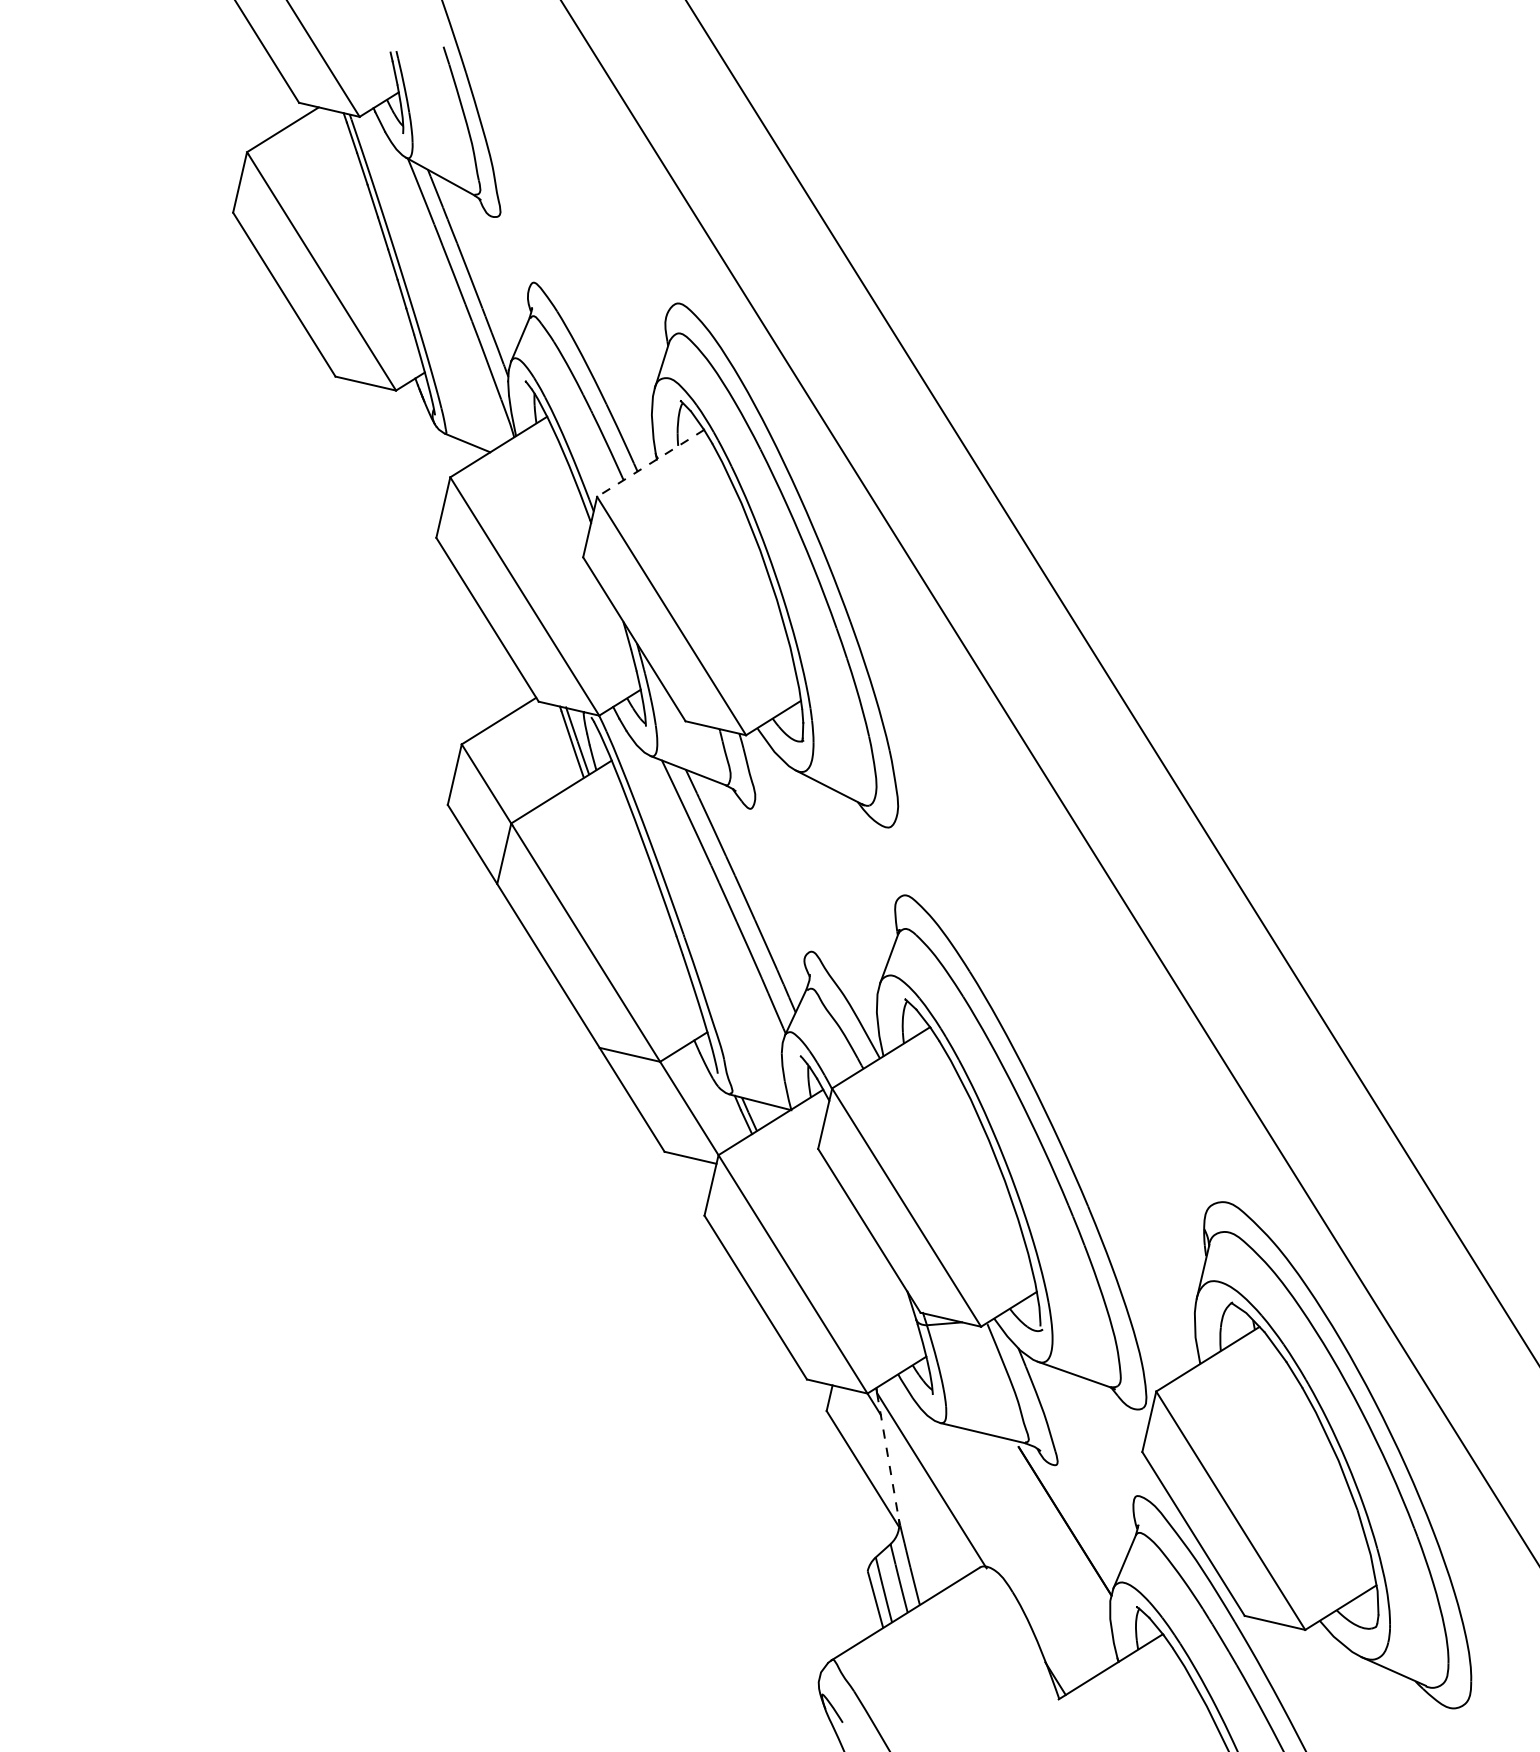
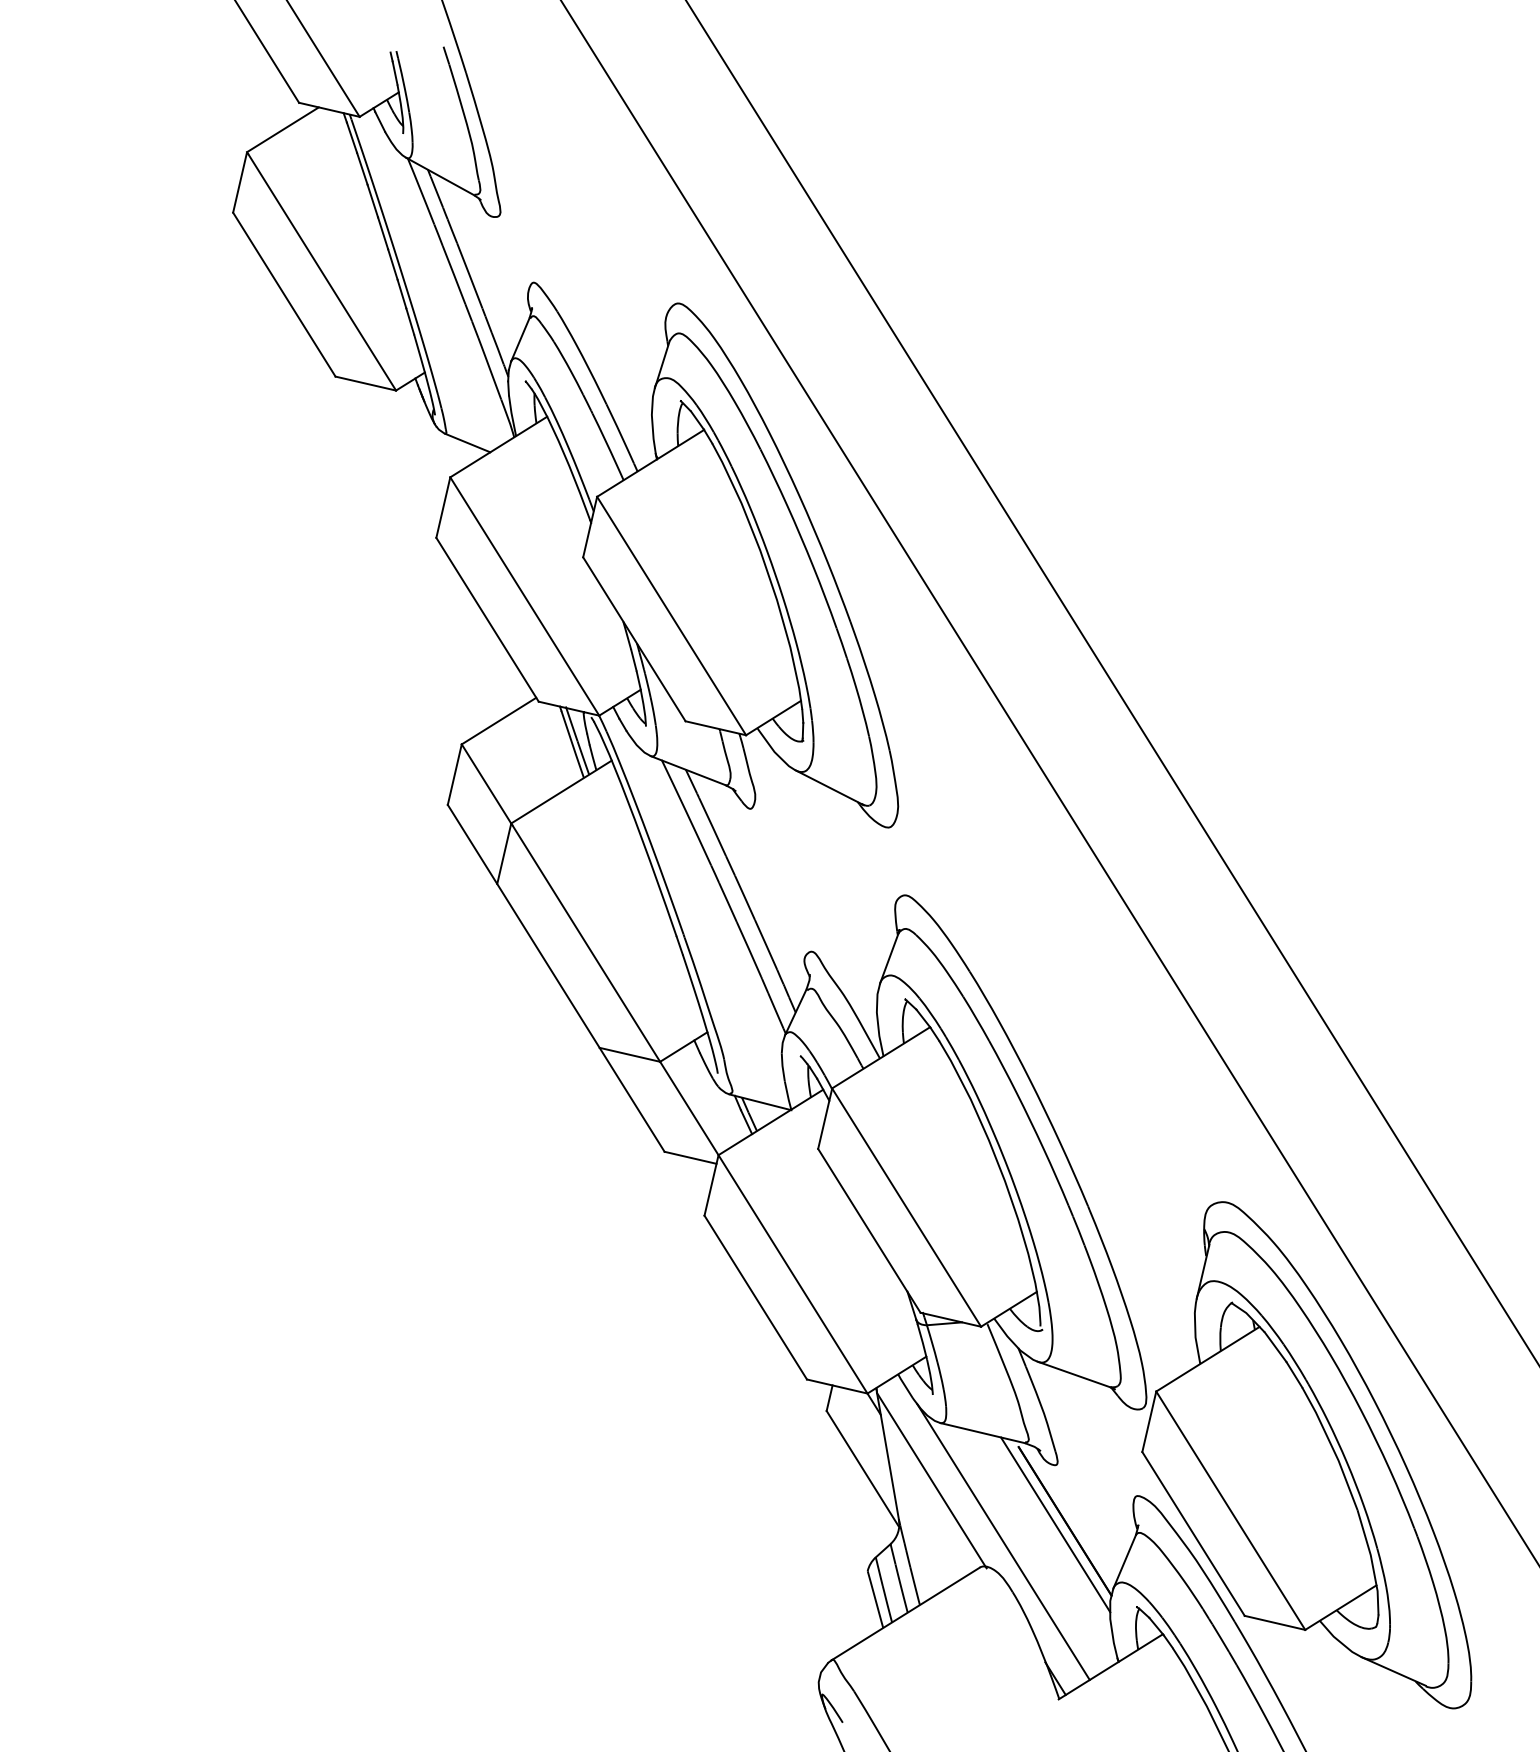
line: dashed -> solid (650, 463)
line: dashed -> solid (888, 1456)
line: none -> present (1055, 1524)
line: none -> present (1003, 1542)
